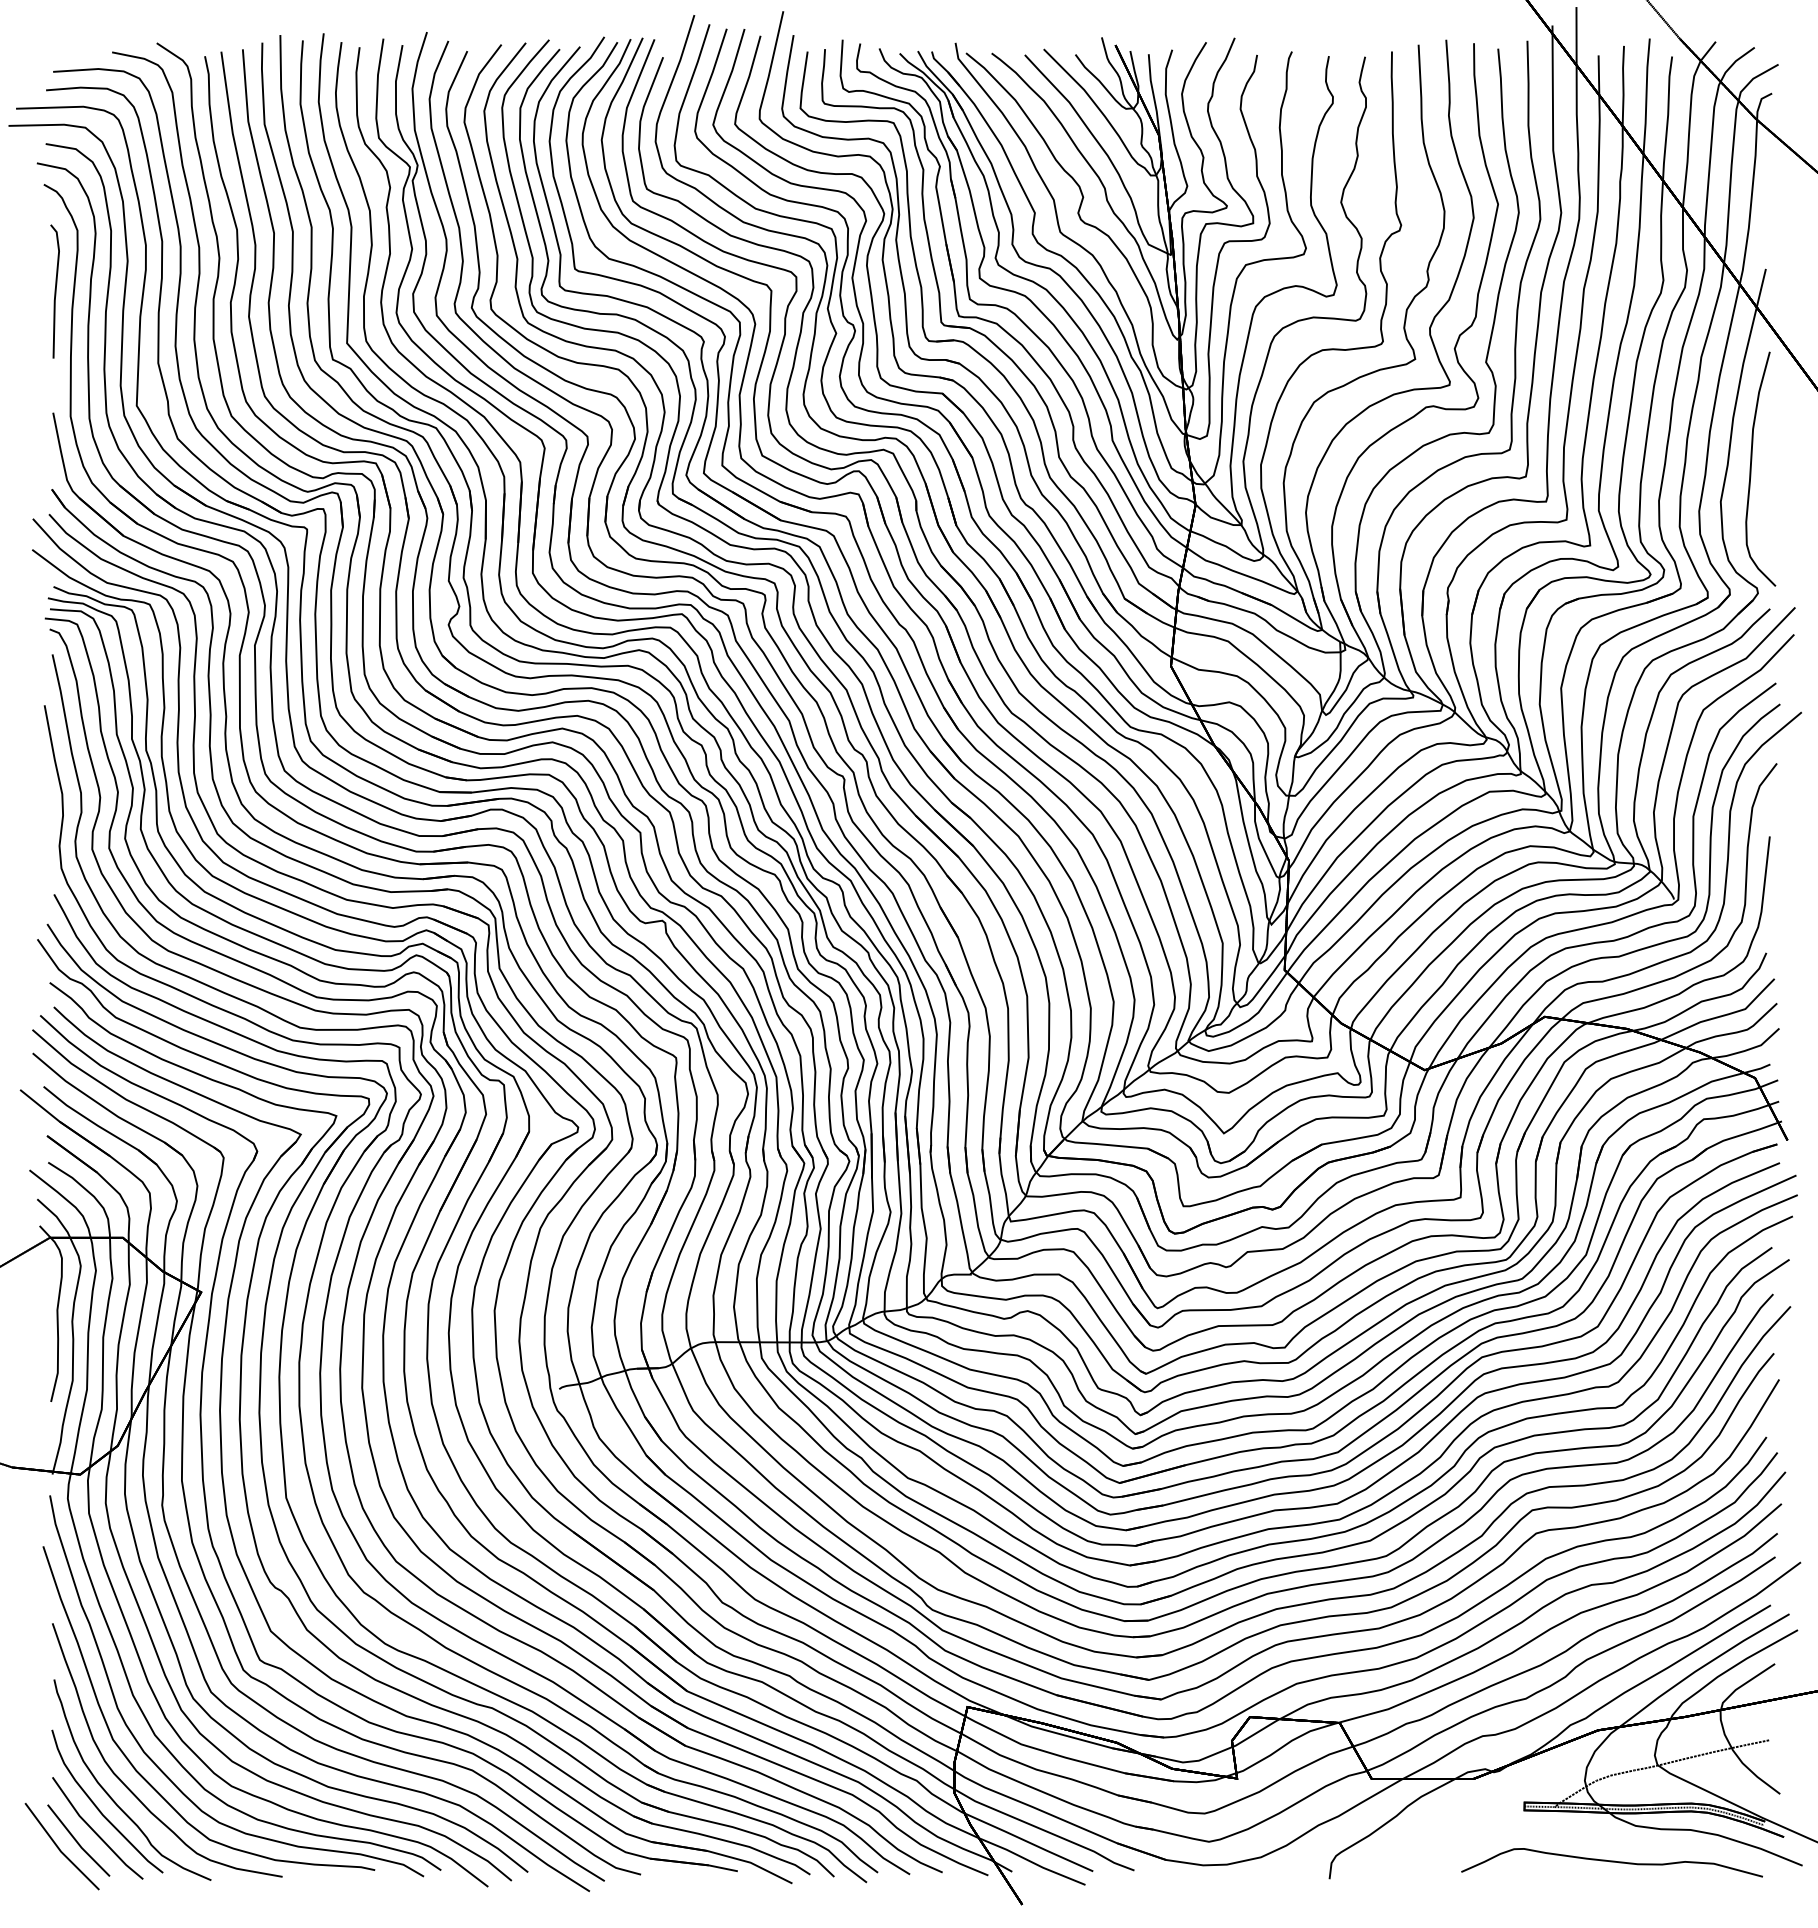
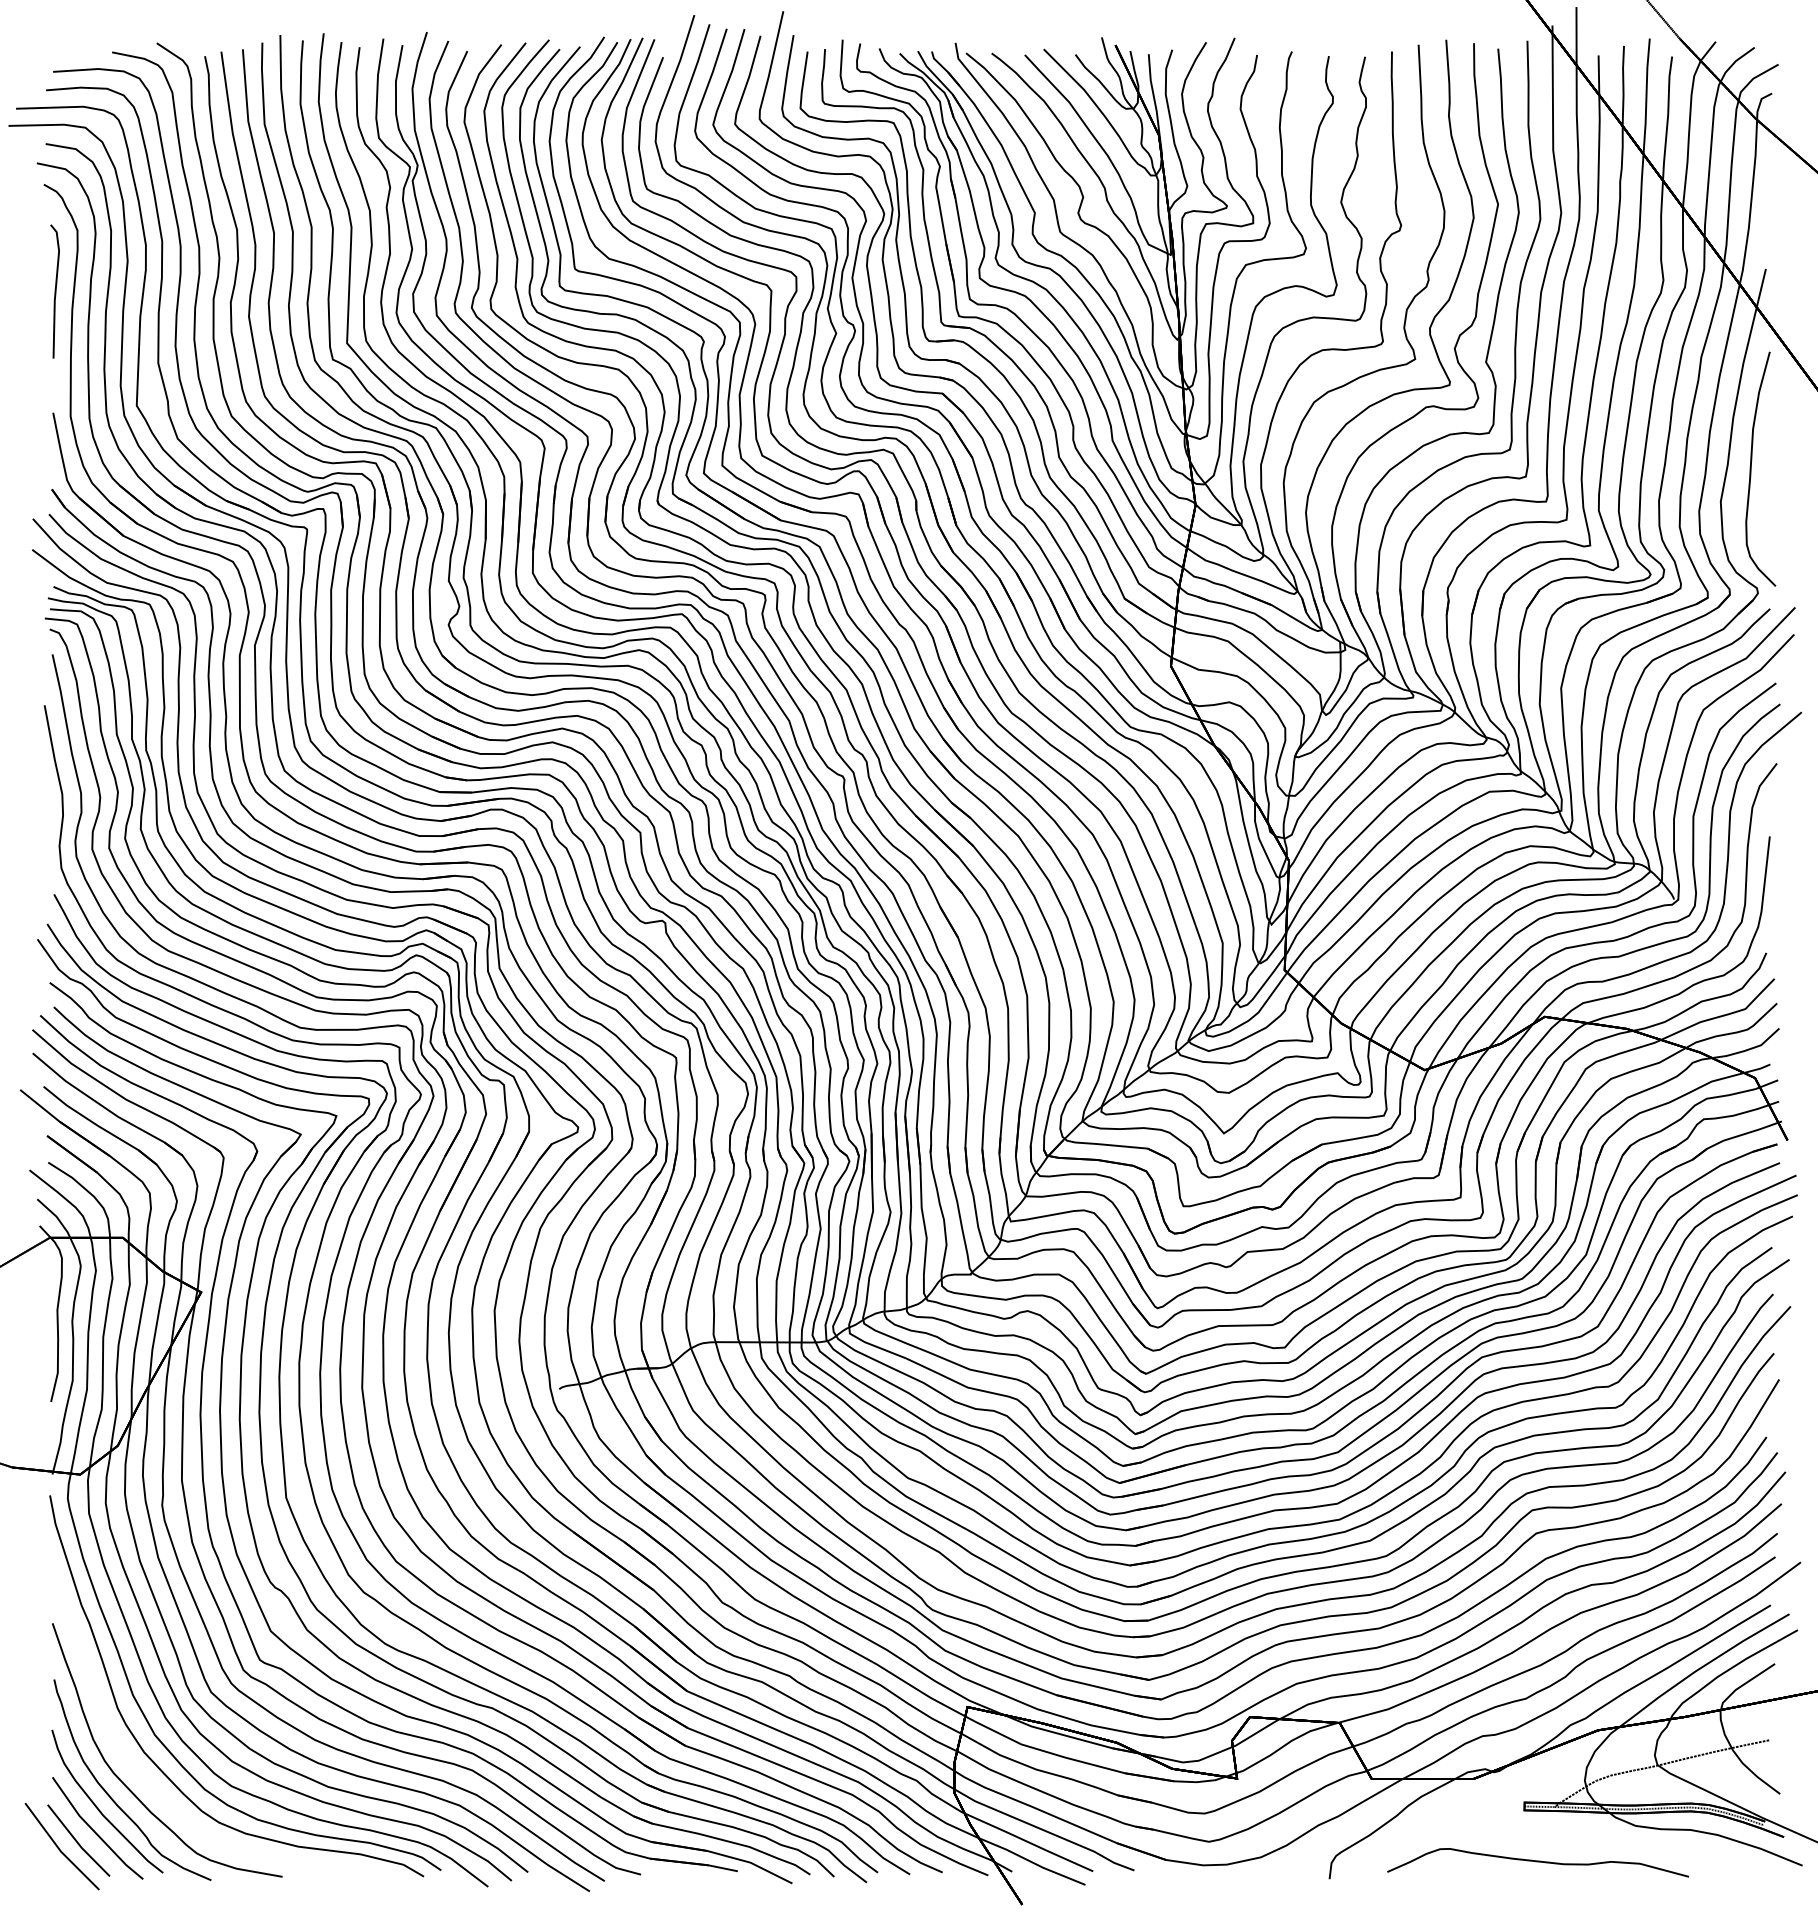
curve: present -> none (132, 1763)
curve position: (1611, 1862) -> (1537, 1862) (1537, 1862)
